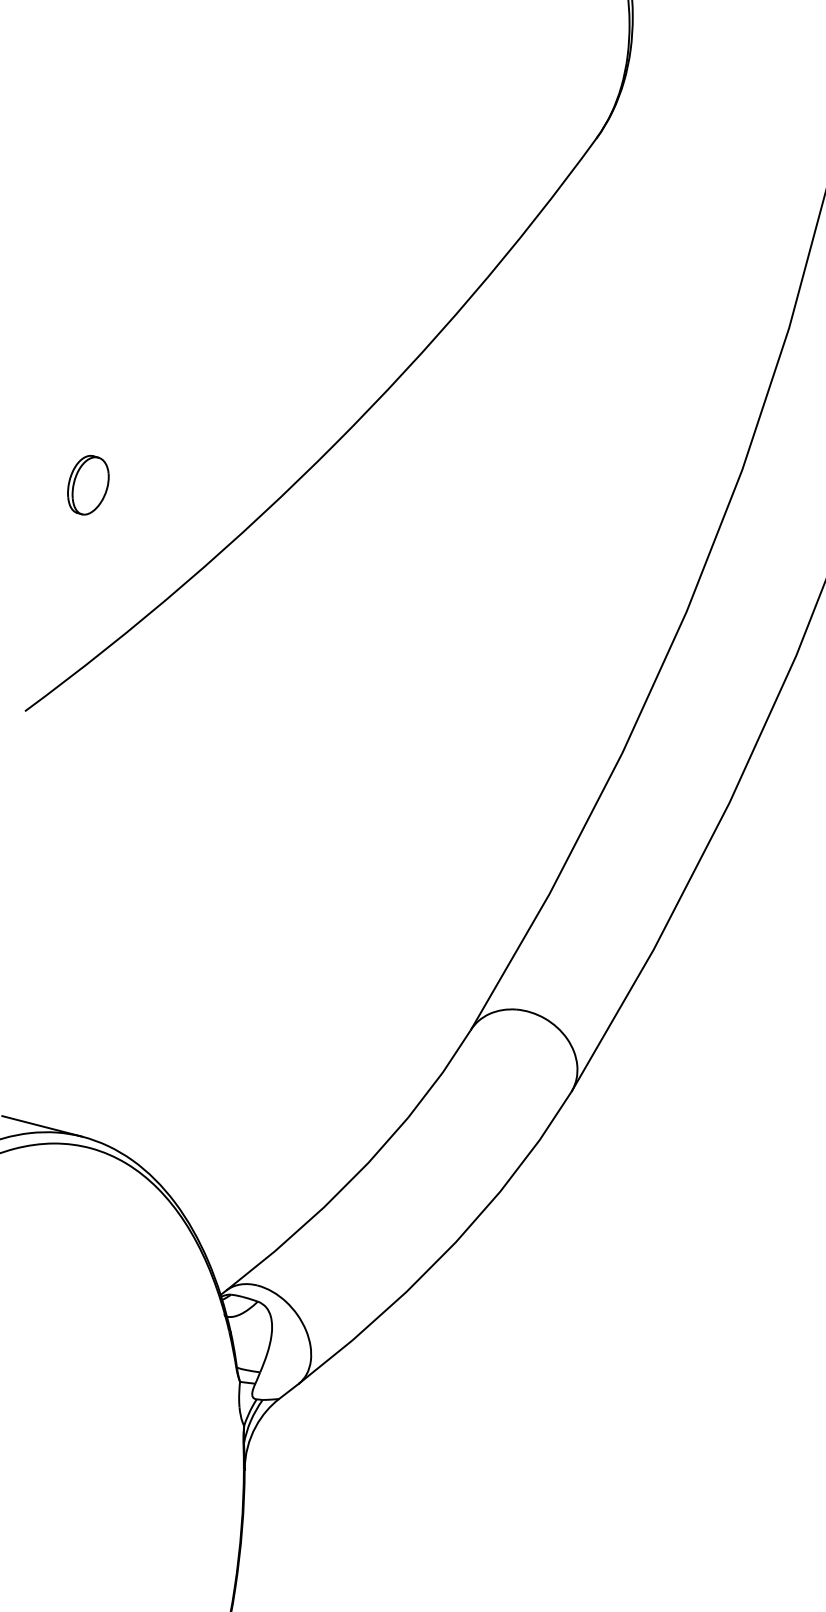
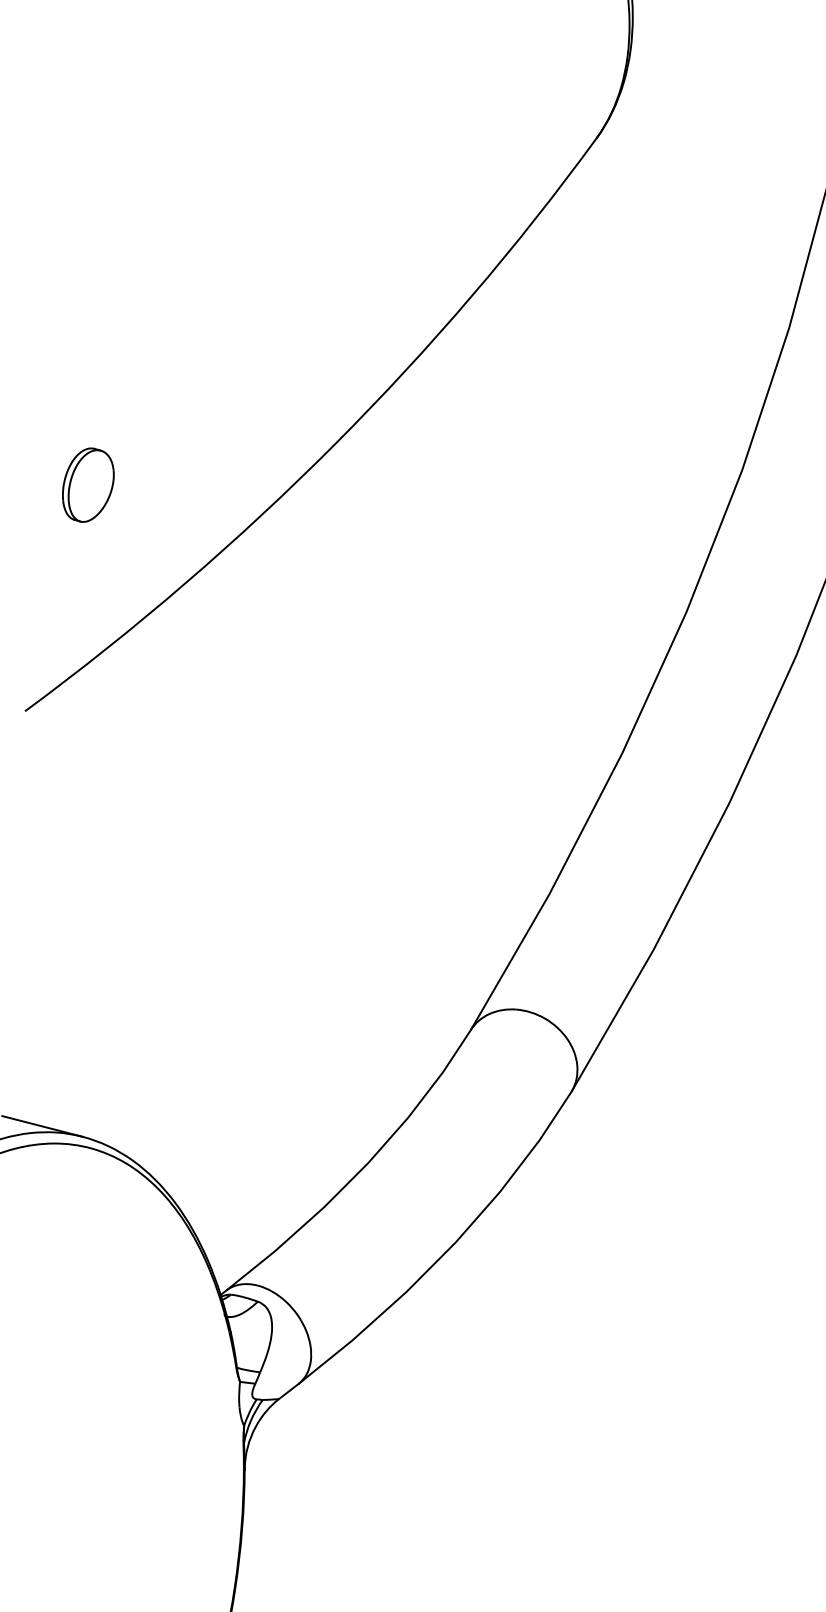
part size: 43x61 px -> 53x76 px (88, 484)
